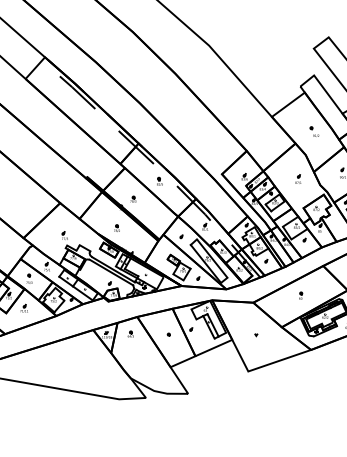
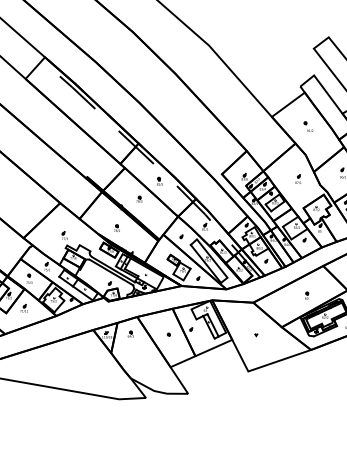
part position: (314, 131) -> (308, 126) (308, 126)
part position: (133, 198) -> (139, 198) (139, 198)
part position: (301, 295) -> (307, 295) (307, 295)
